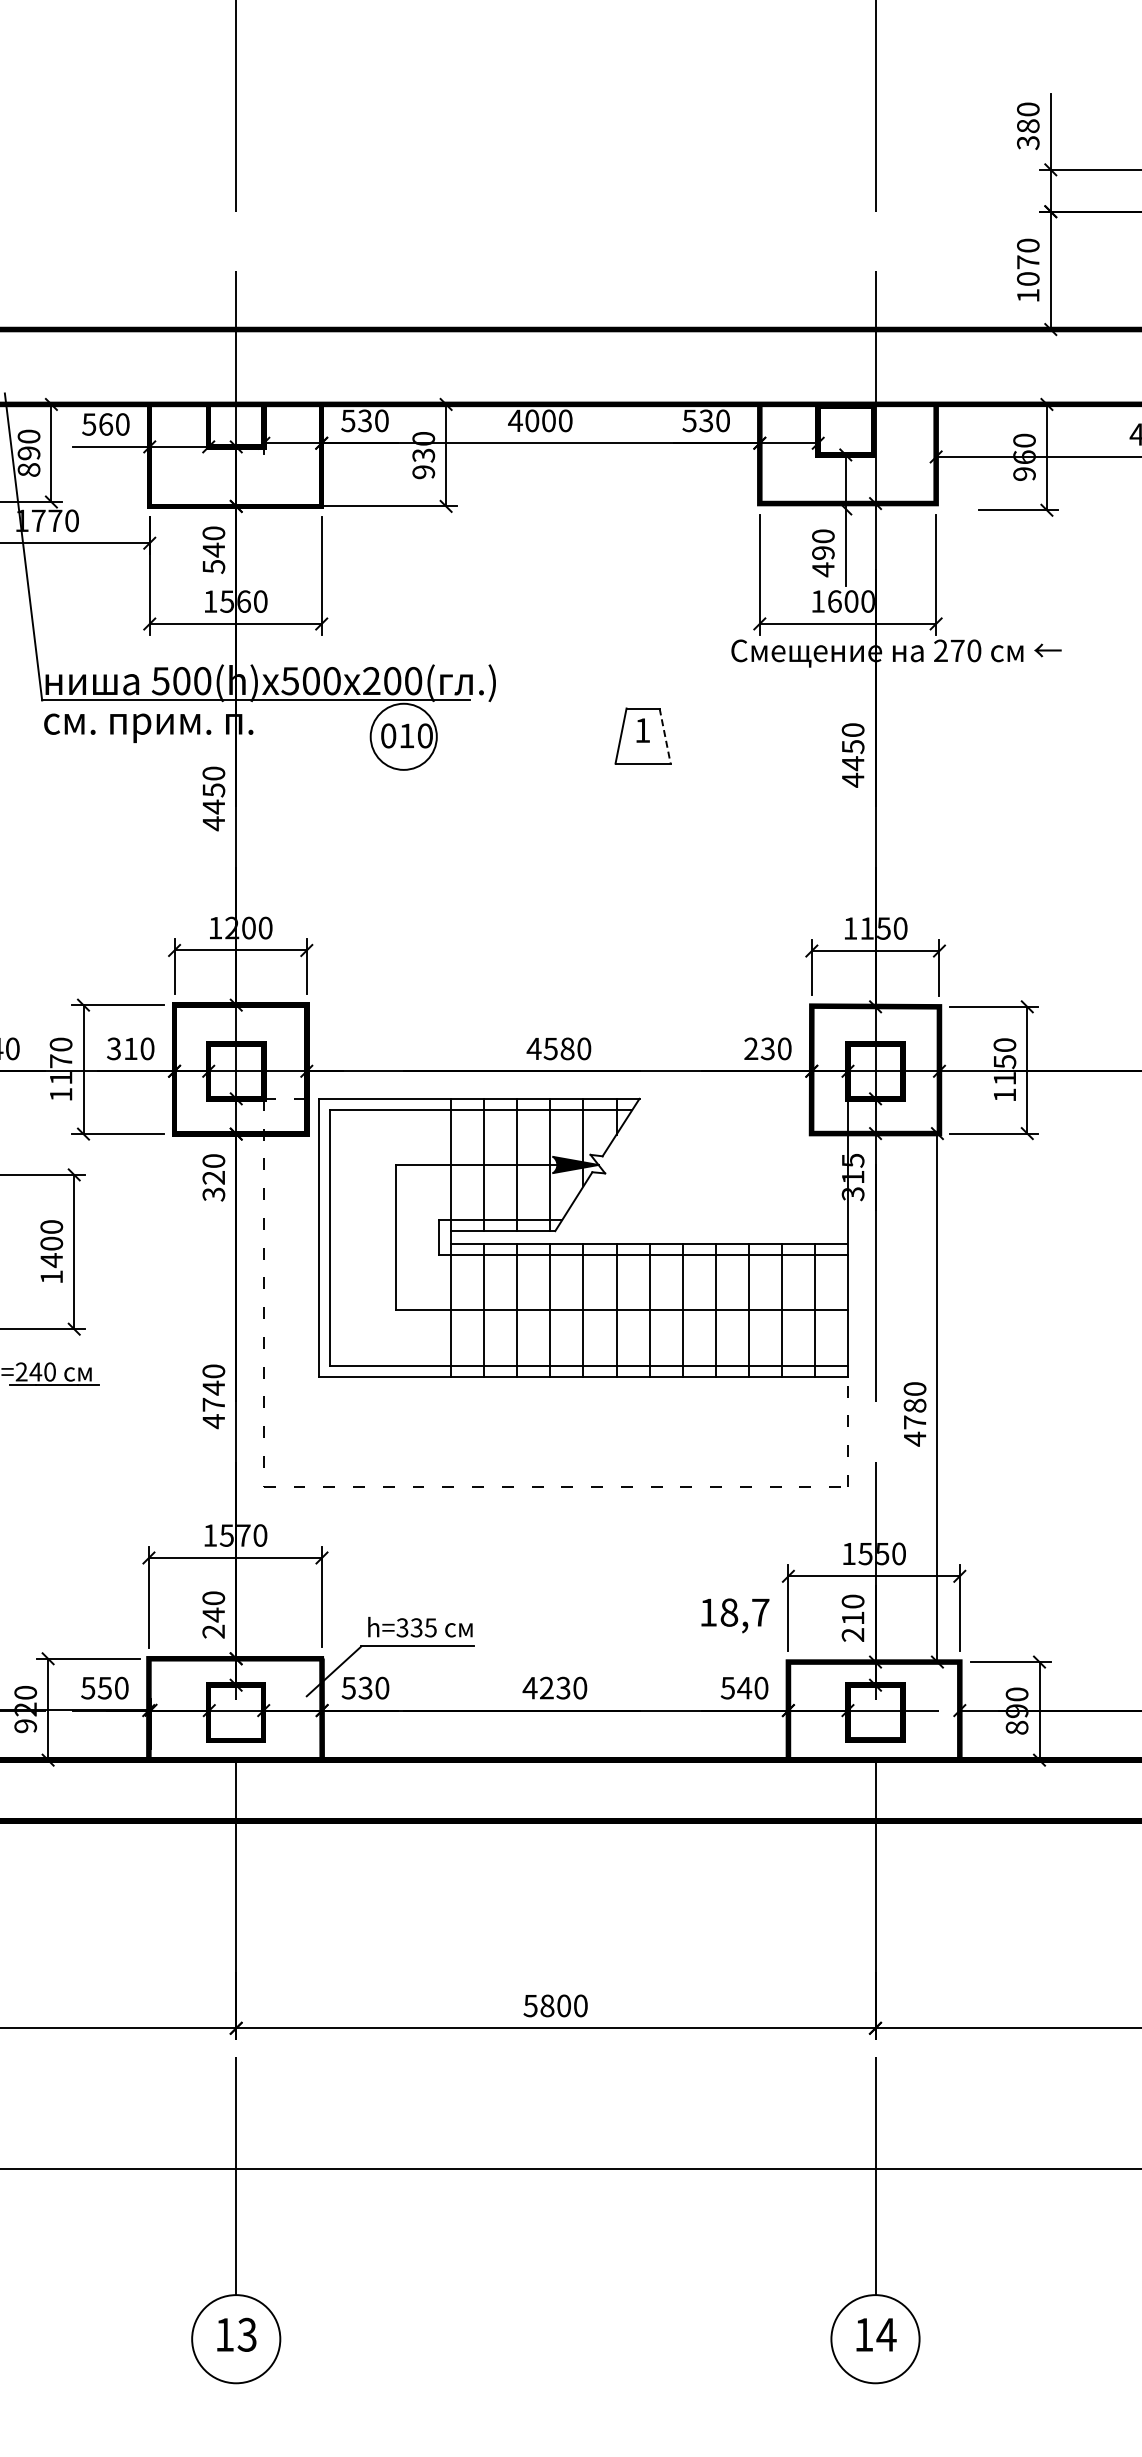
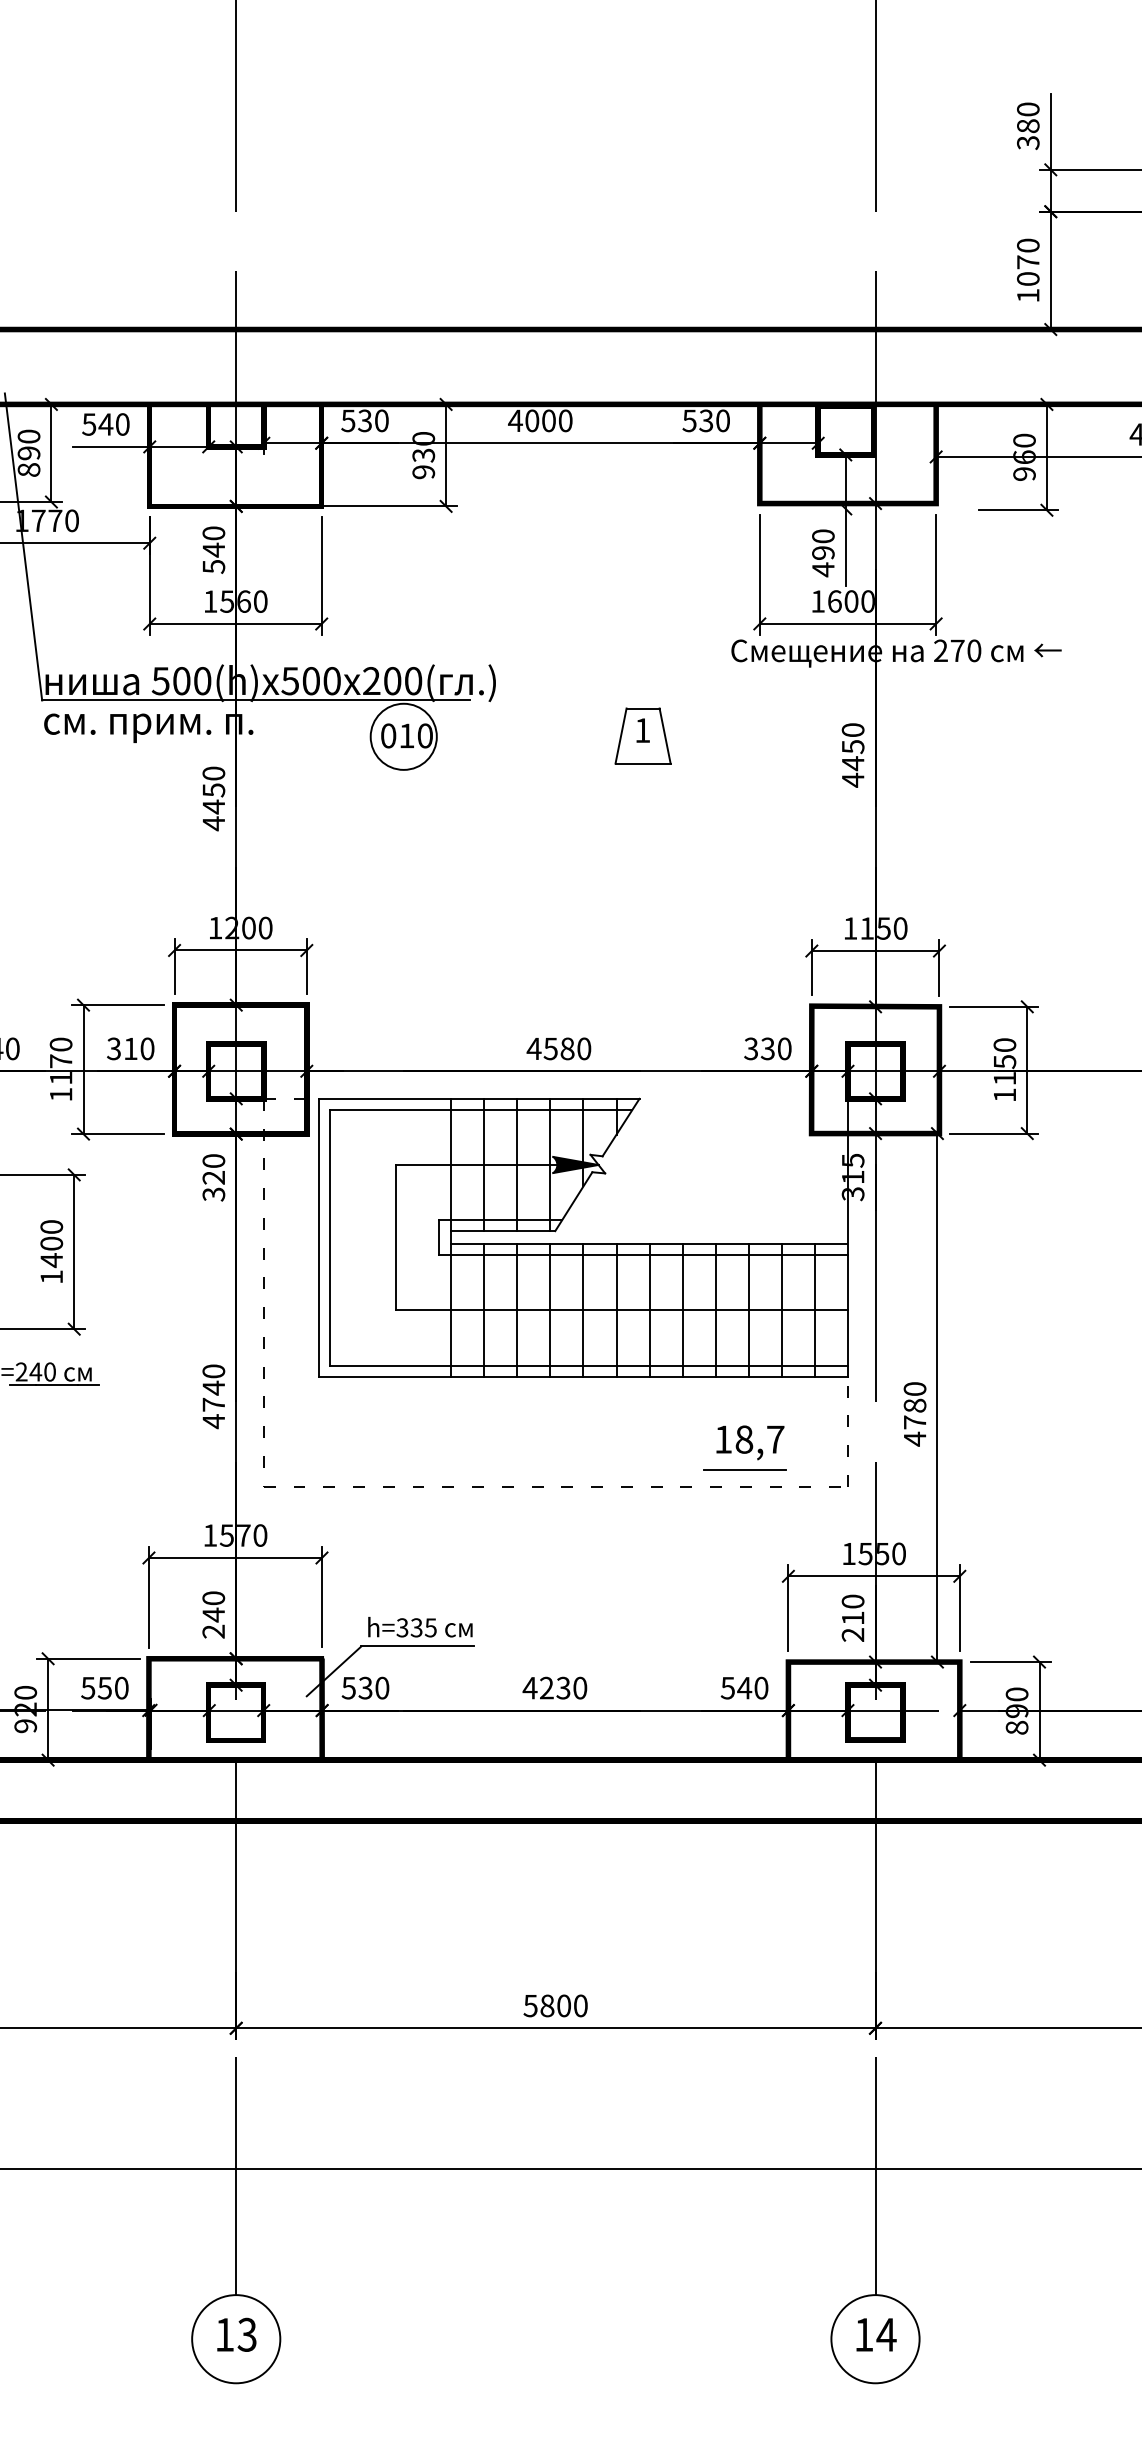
text: 560 -> 540 (105, 424)
line: dashed -> solid (665, 736)
text: 230 -> 330 (751, 1049)
line: none -> present (744, 1470)
text position: (735, 1615) -> (750, 1442) (750, 1442)
